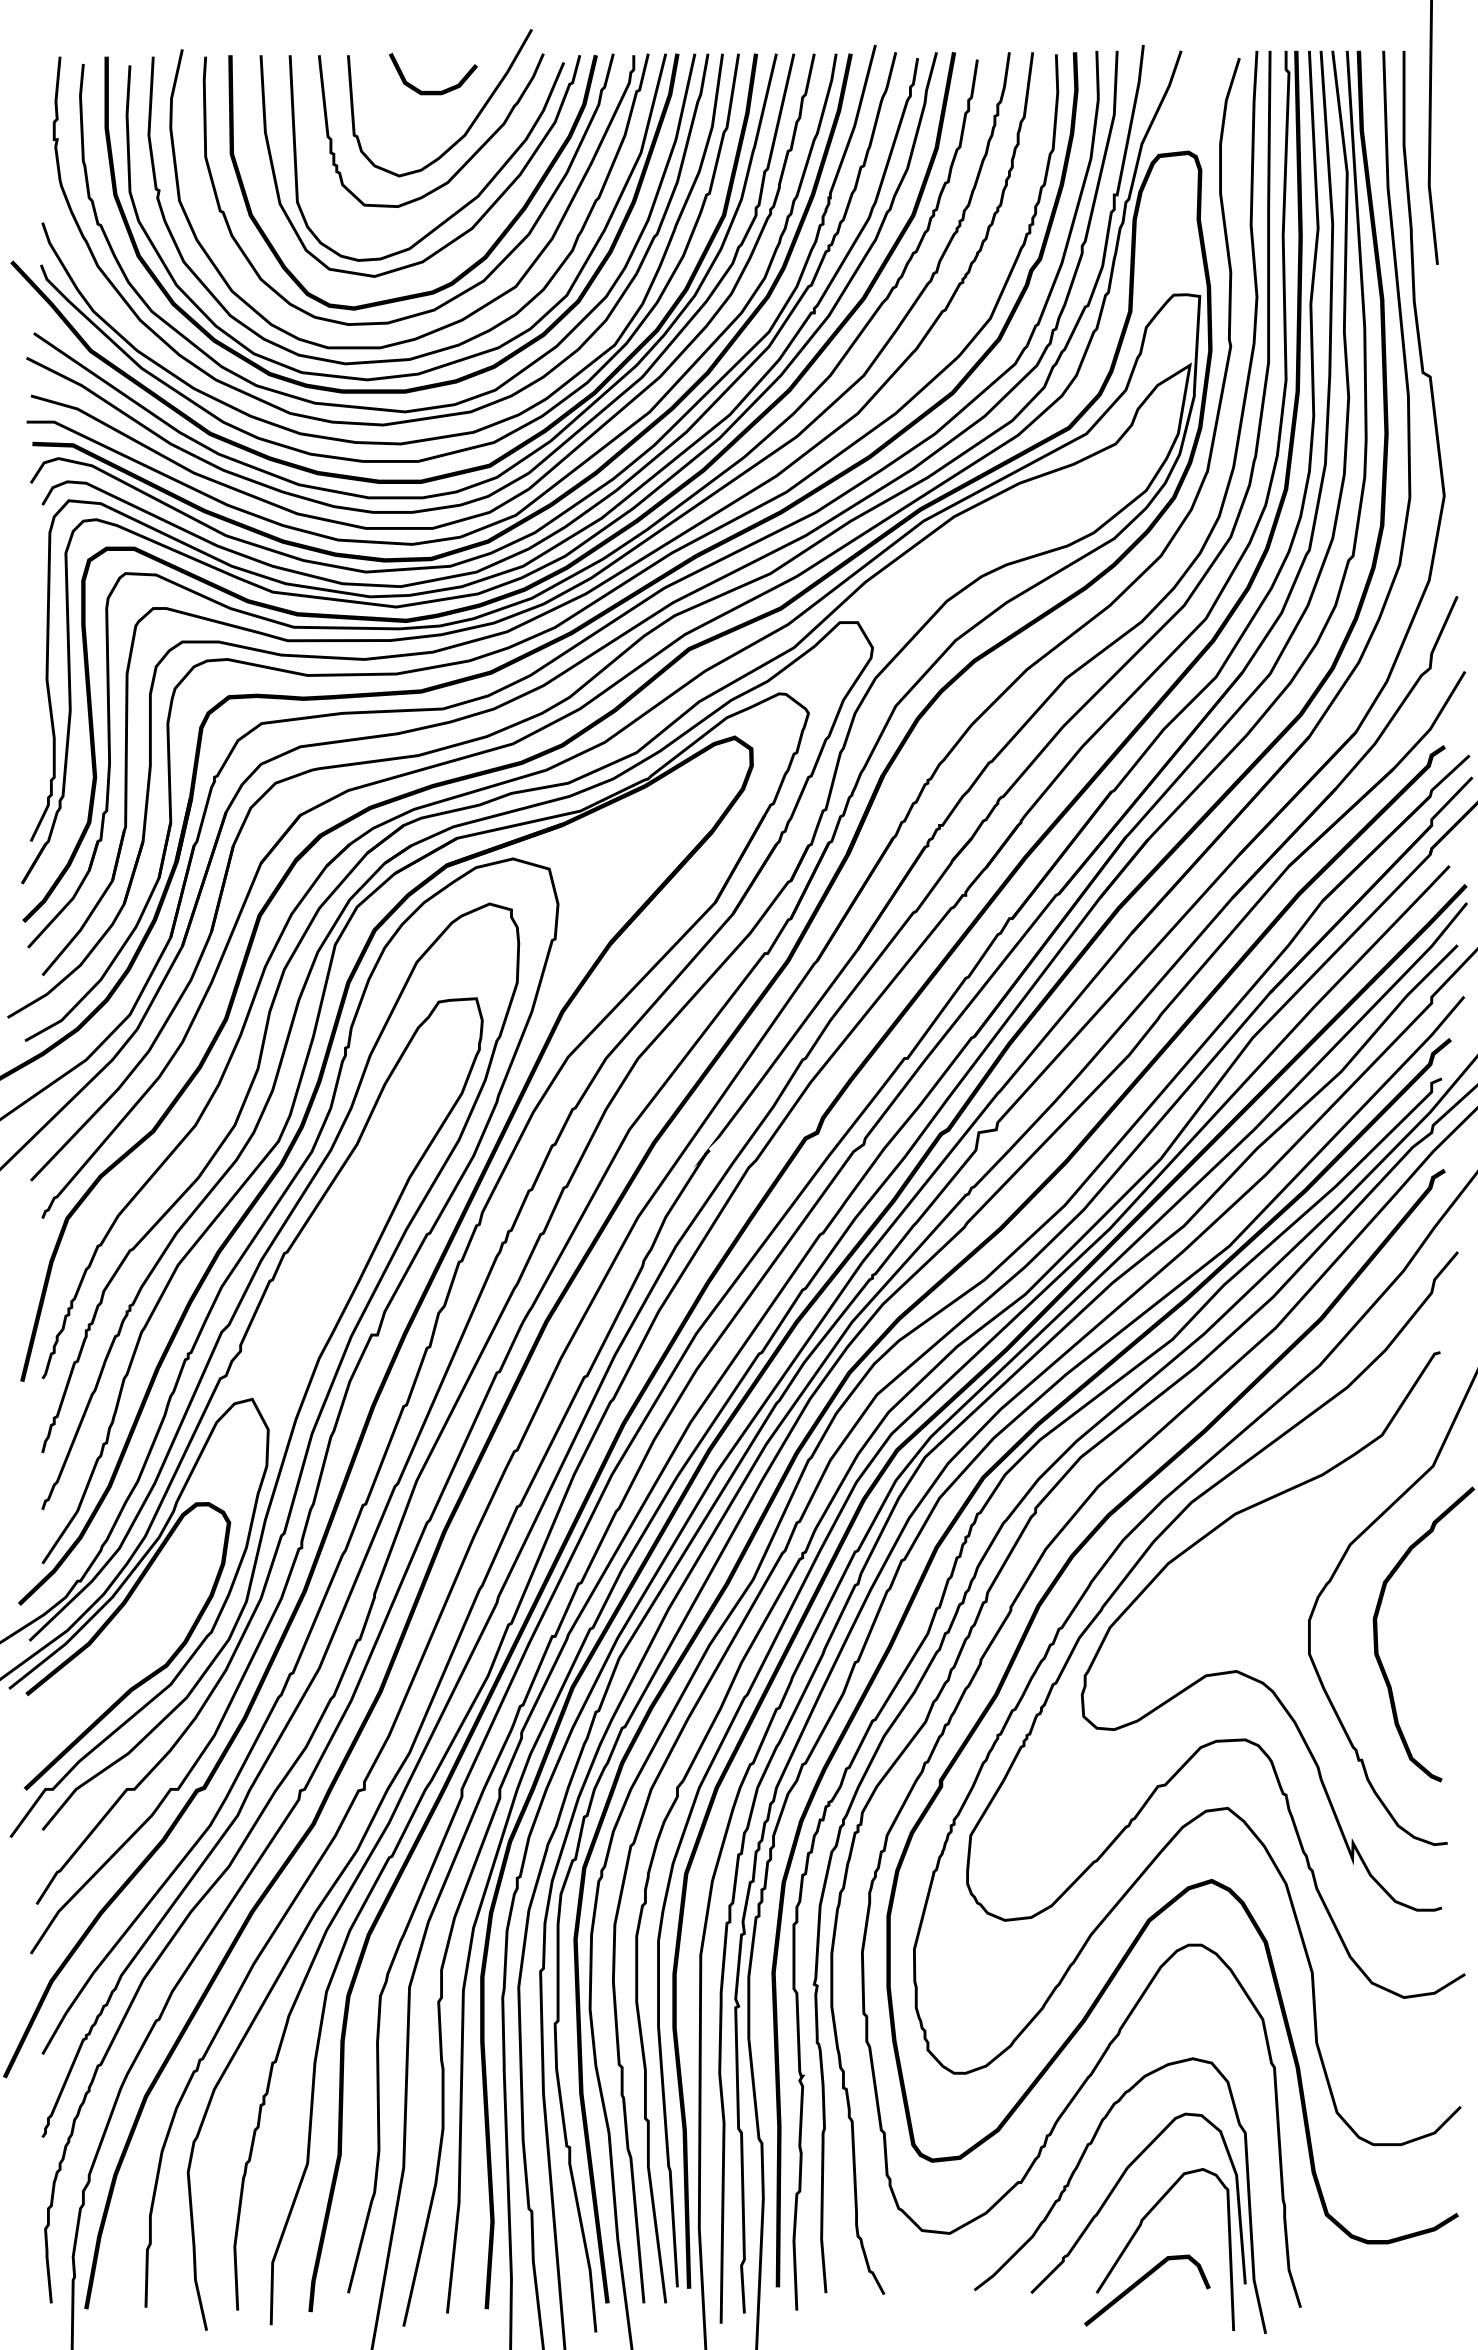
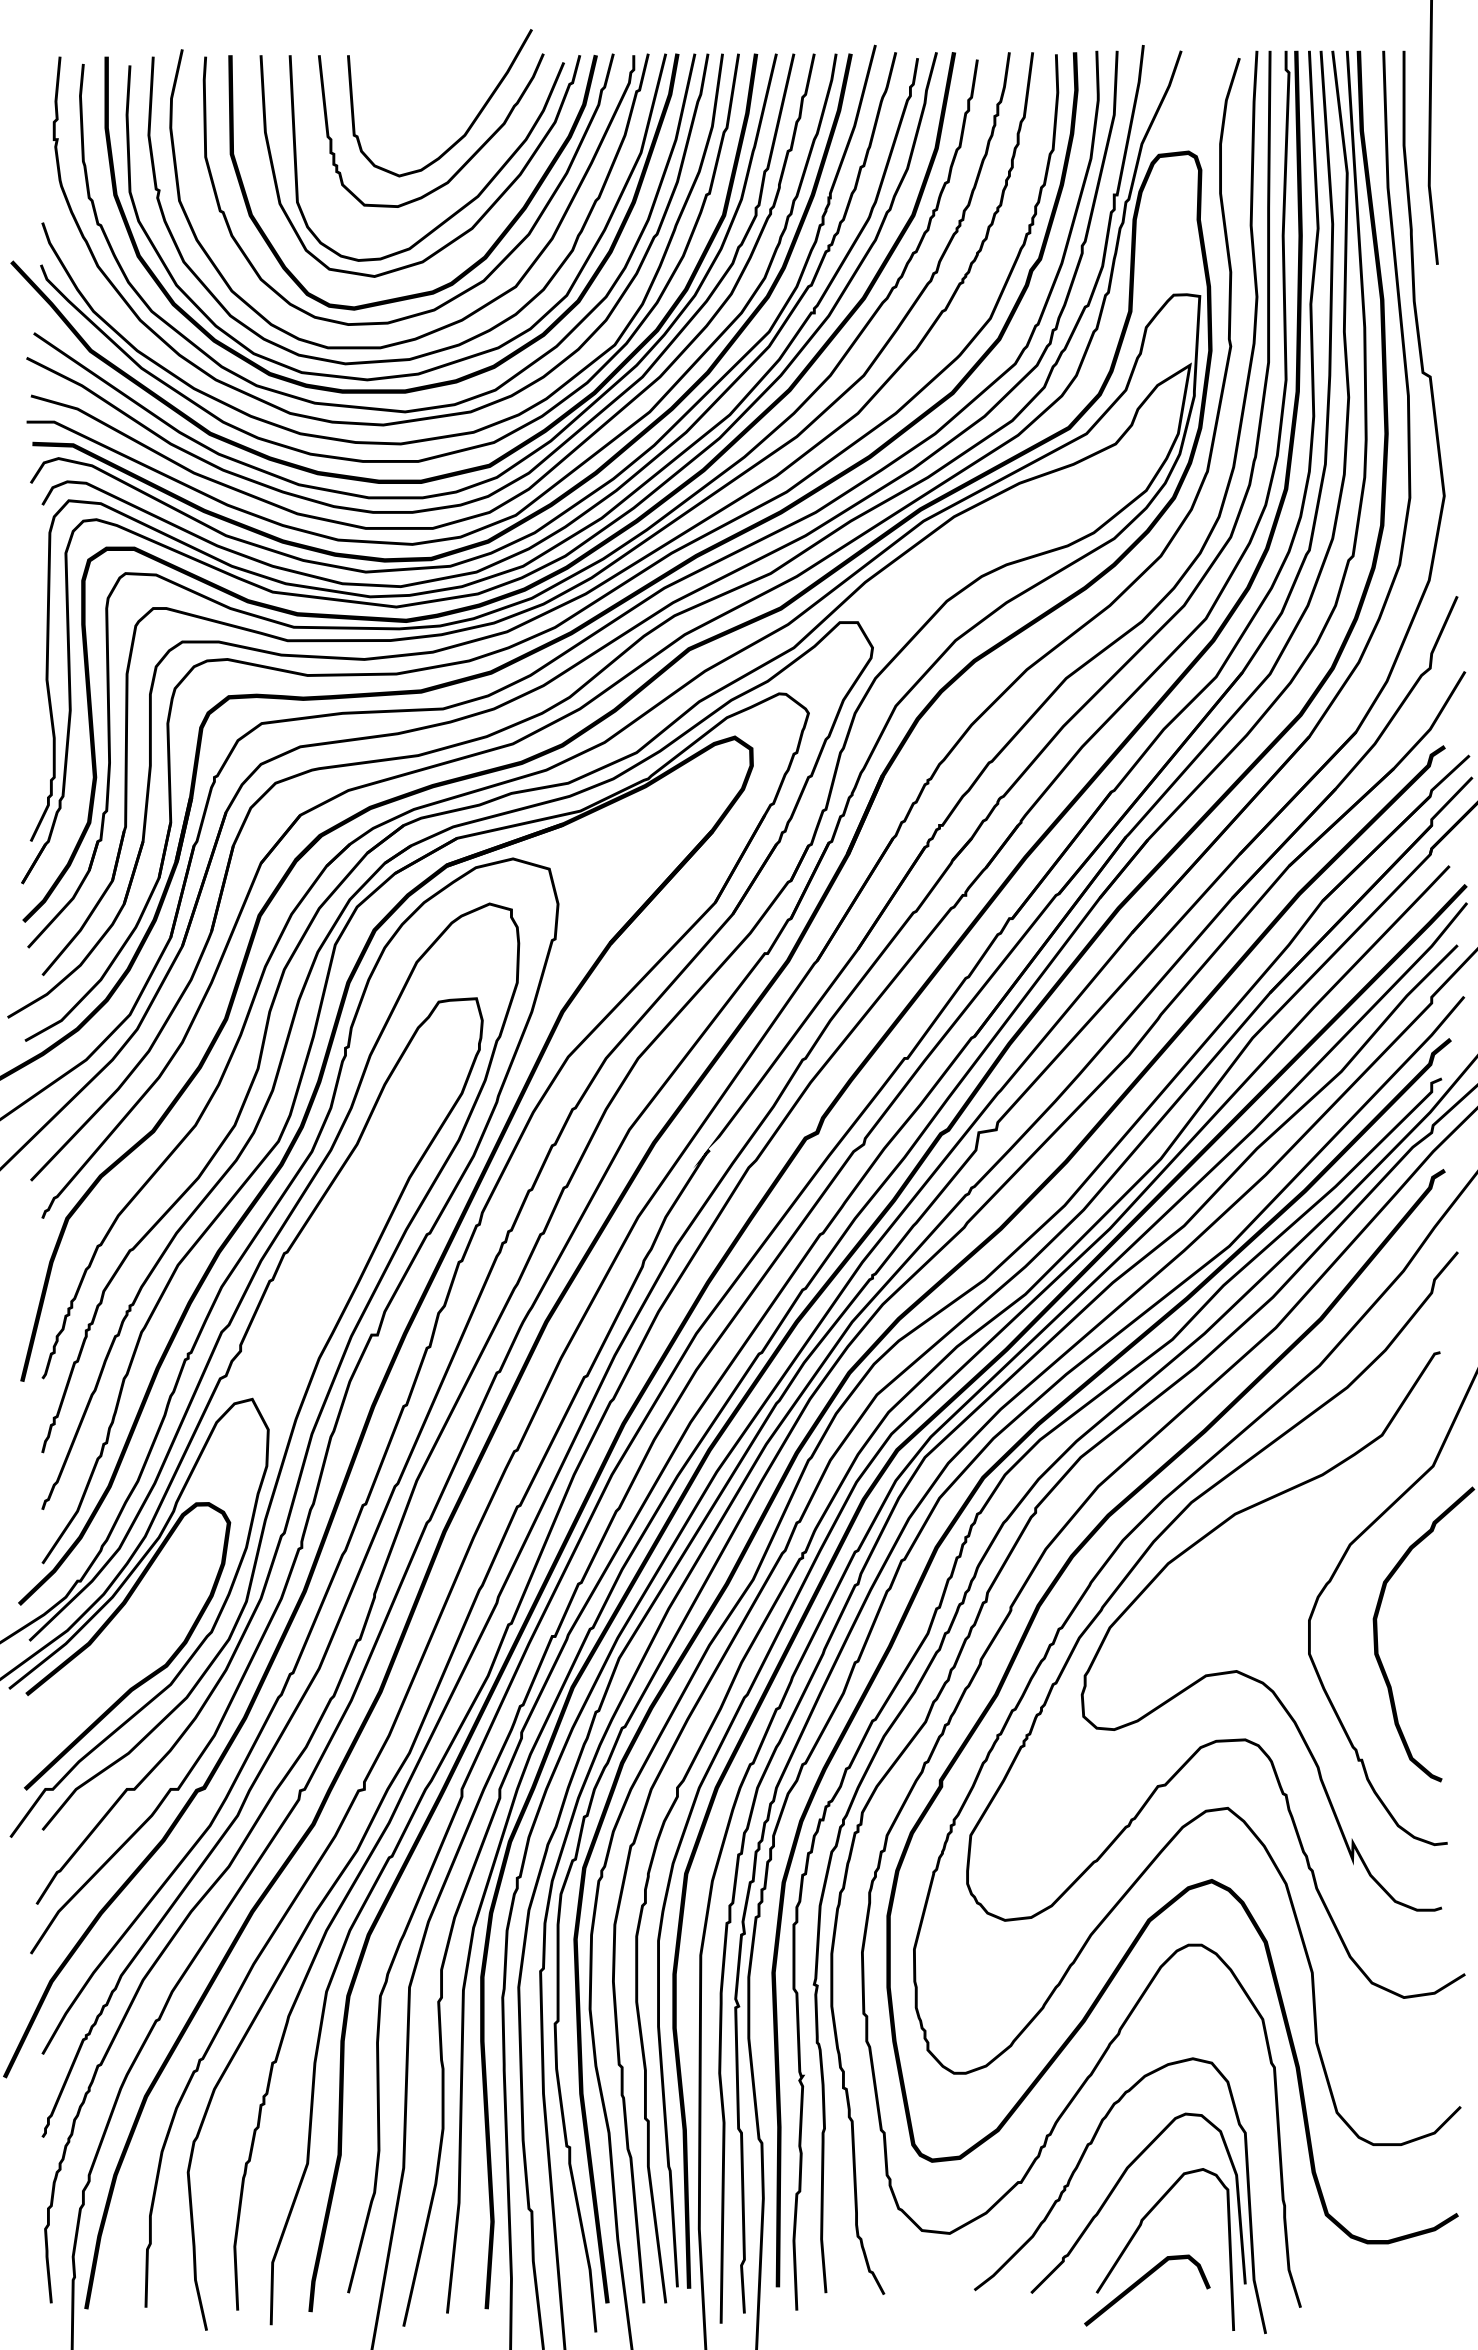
curve: present -> none (433, 90)
